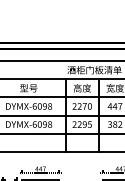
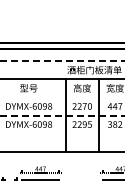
line: solid -> dashed (62, 61)
line: present -> none (61, 97)
line: solid -> dashed (62, 115)
line: present -> none (61, 133)
